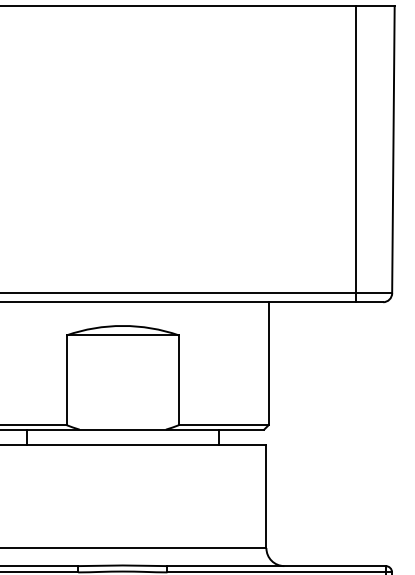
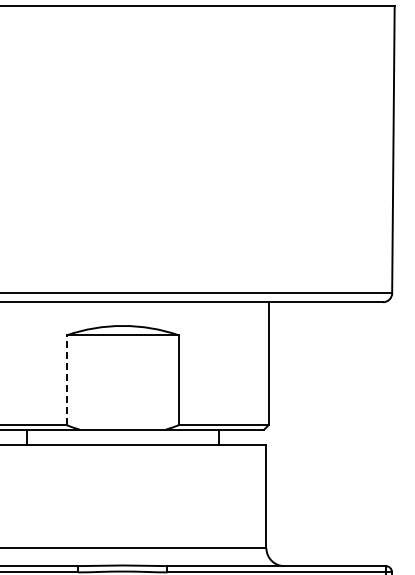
line: present -> none (356, 154)
line: solid -> dashed (66, 380)
